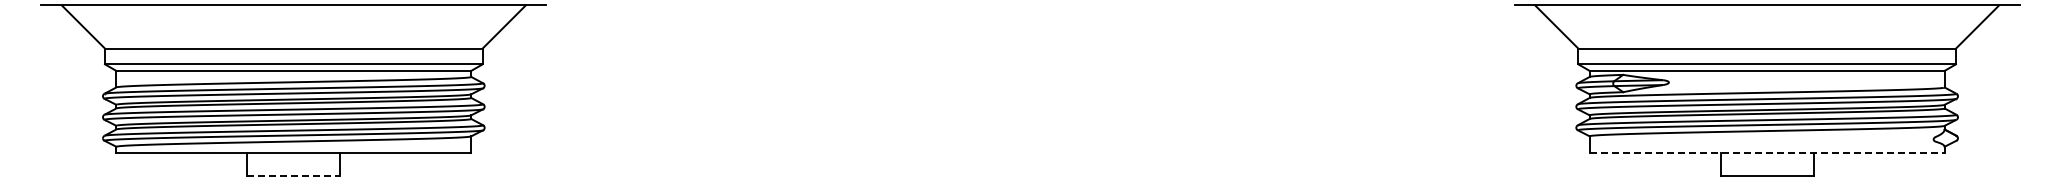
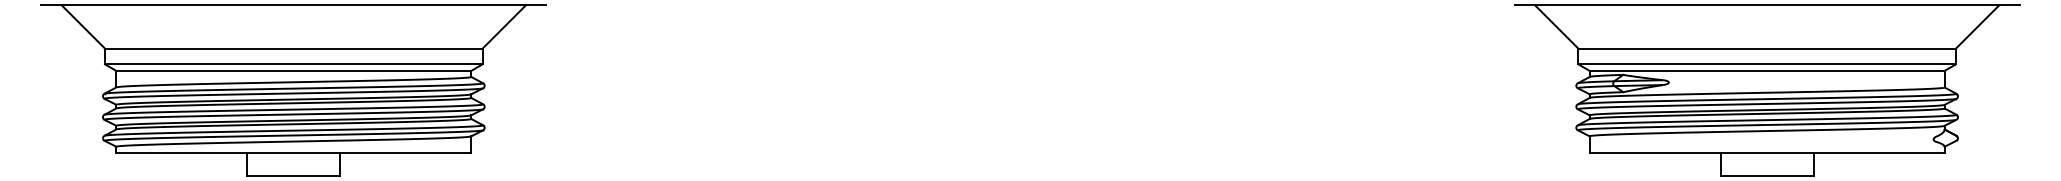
line: dashed -> solid (1767, 152)
line: dashed -> solid (294, 175)
